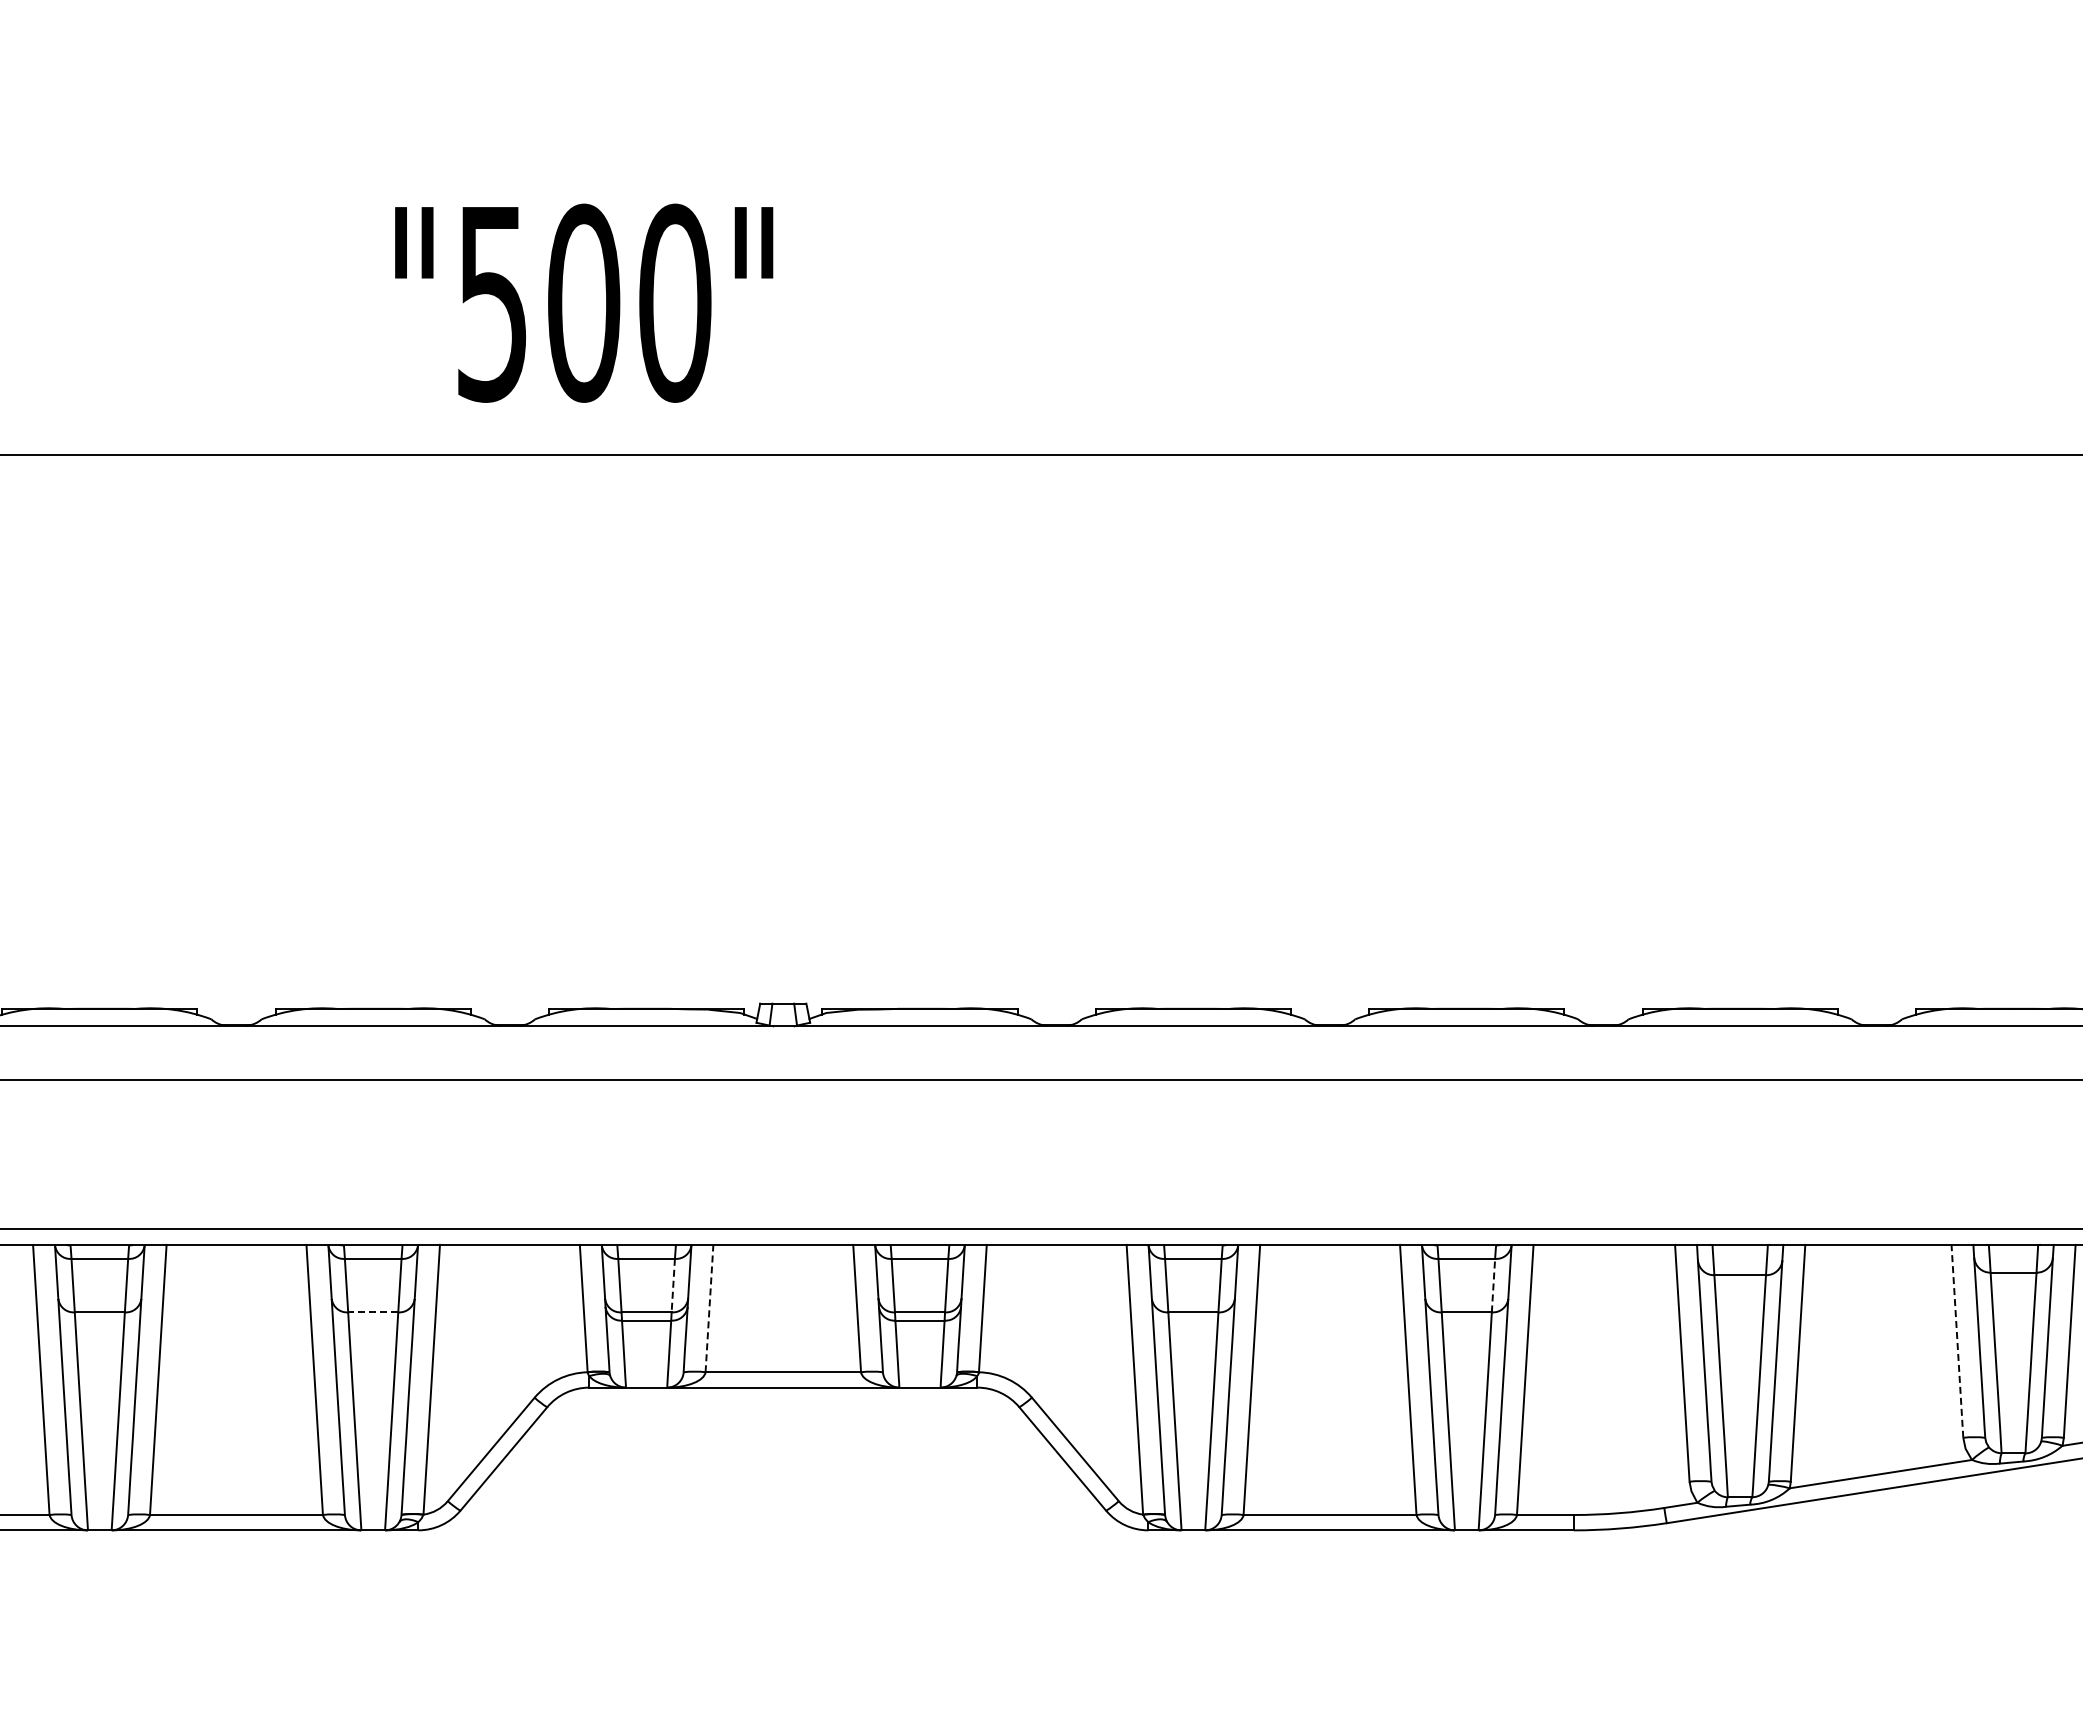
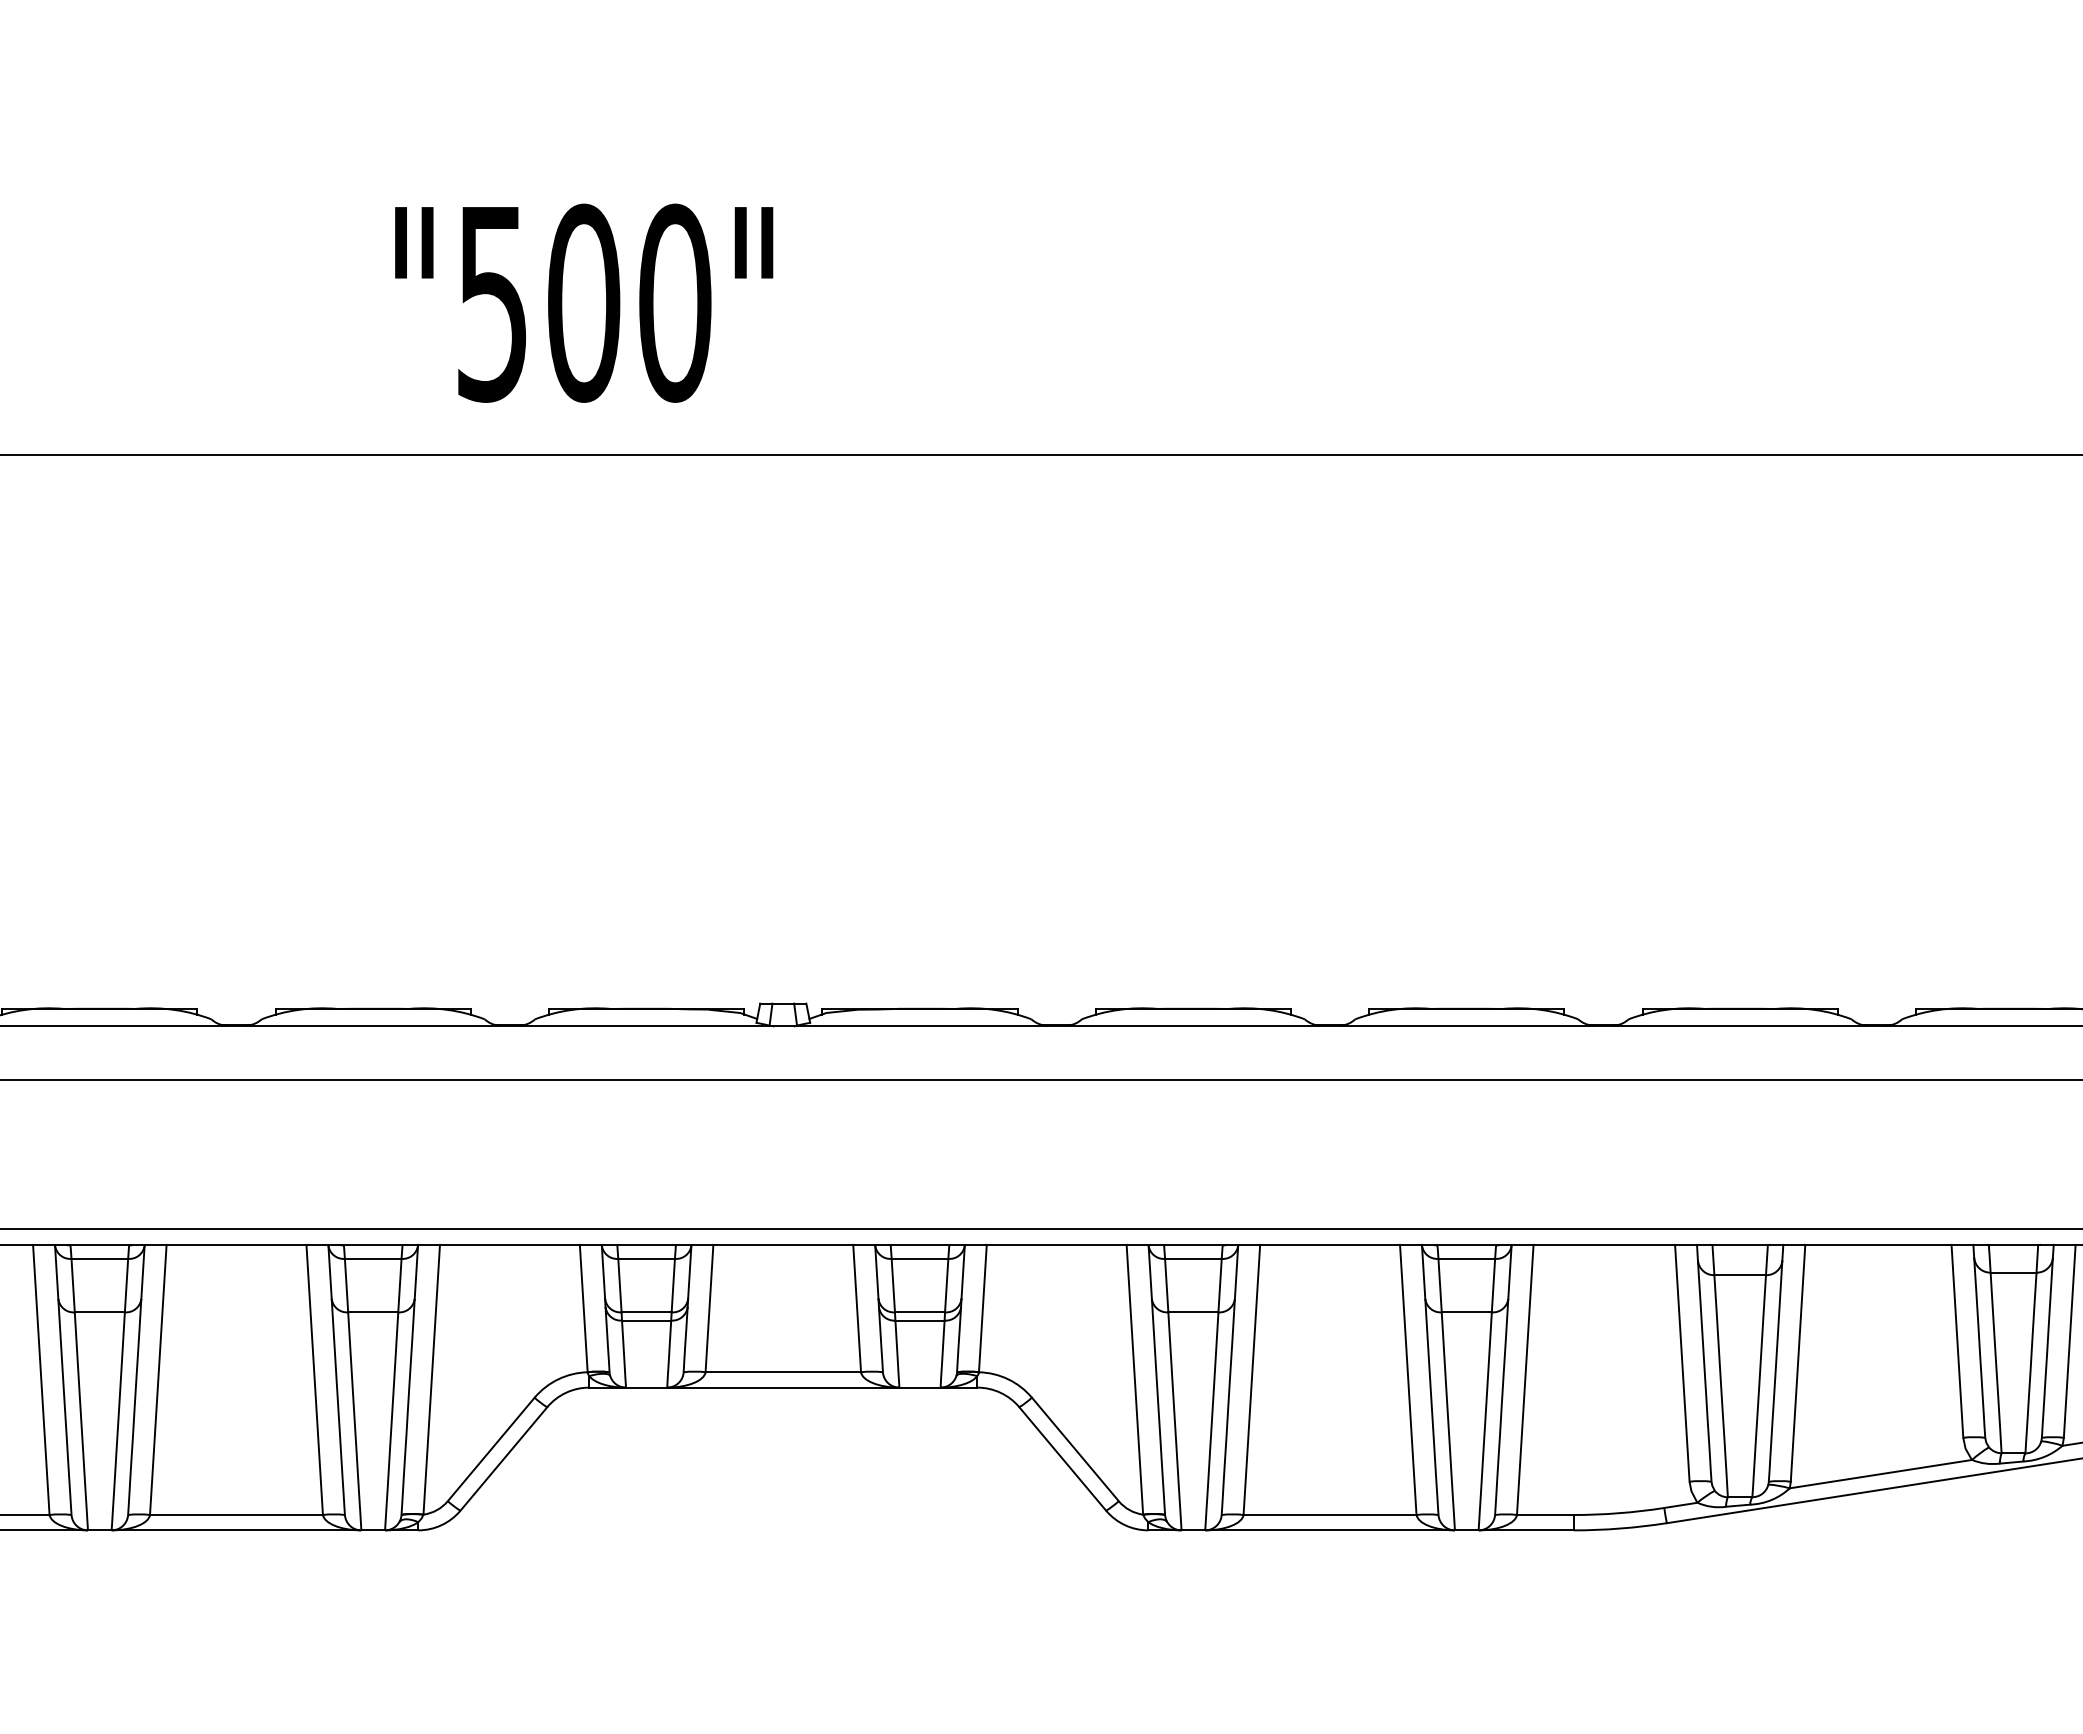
line: dashed -> solid (673, 1285)
line: dashed -> solid (1493, 1285)
line: dashed -> solid (709, 1308)
line: dashed -> solid (372, 1312)
line: dashed -> solid (1957, 1341)
